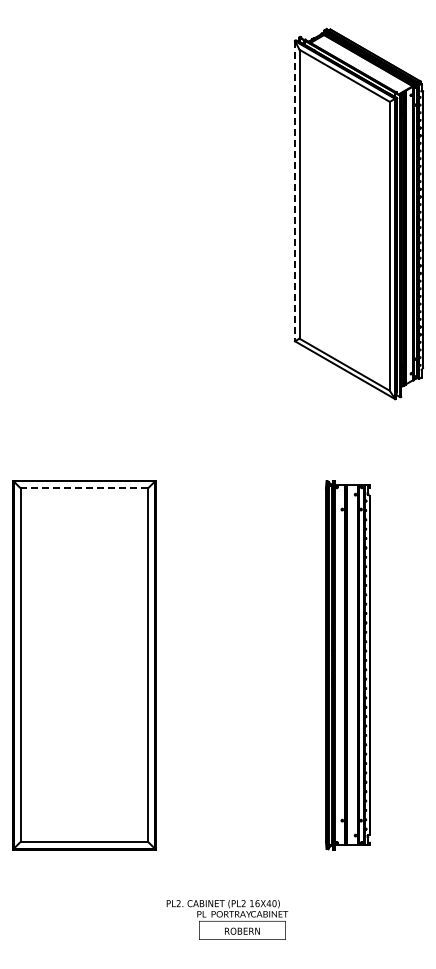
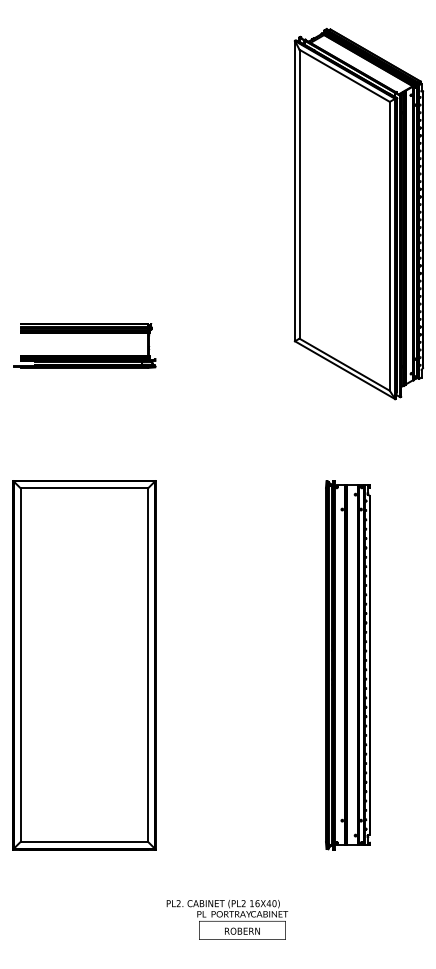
line: dashed -> solid (295, 191)
part: none -> present (84, 355)
line: dashed -> solid (84, 488)
